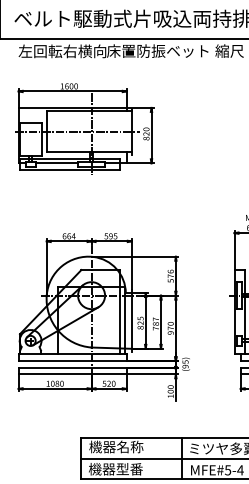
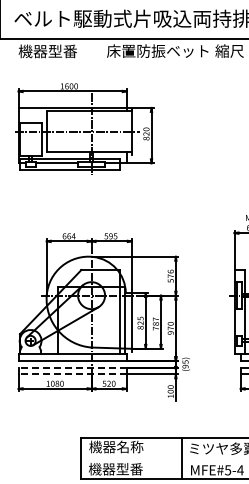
text: 左回転右横向 -> 機器型番 (62, 51)
line: solid -> dashed (72, 367)
line: solid -> dashed (72, 374)
line: present -> none (162, 458)
